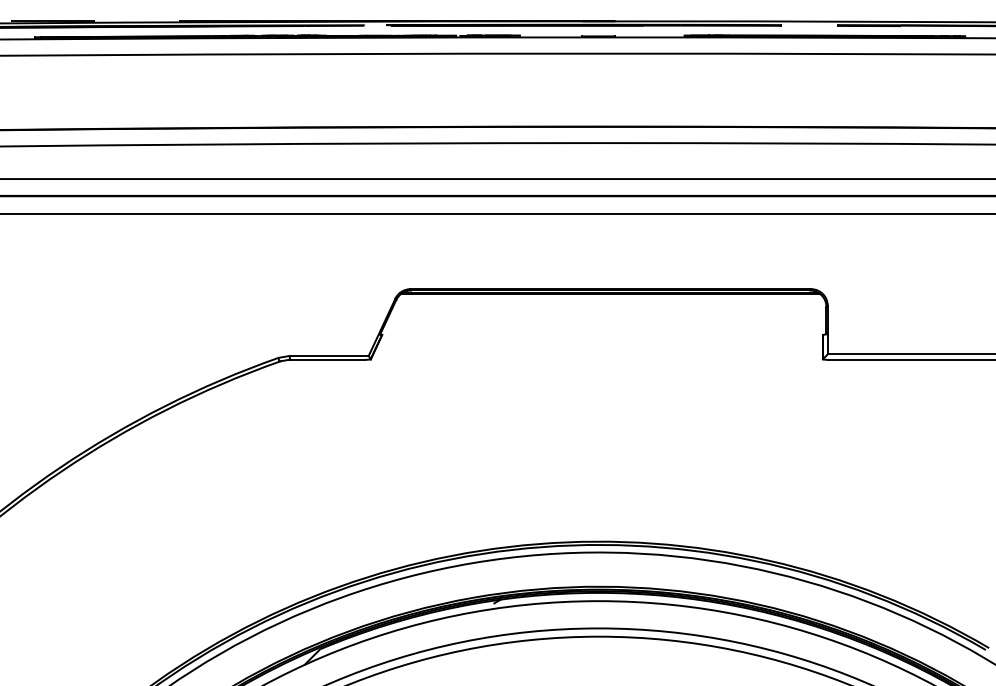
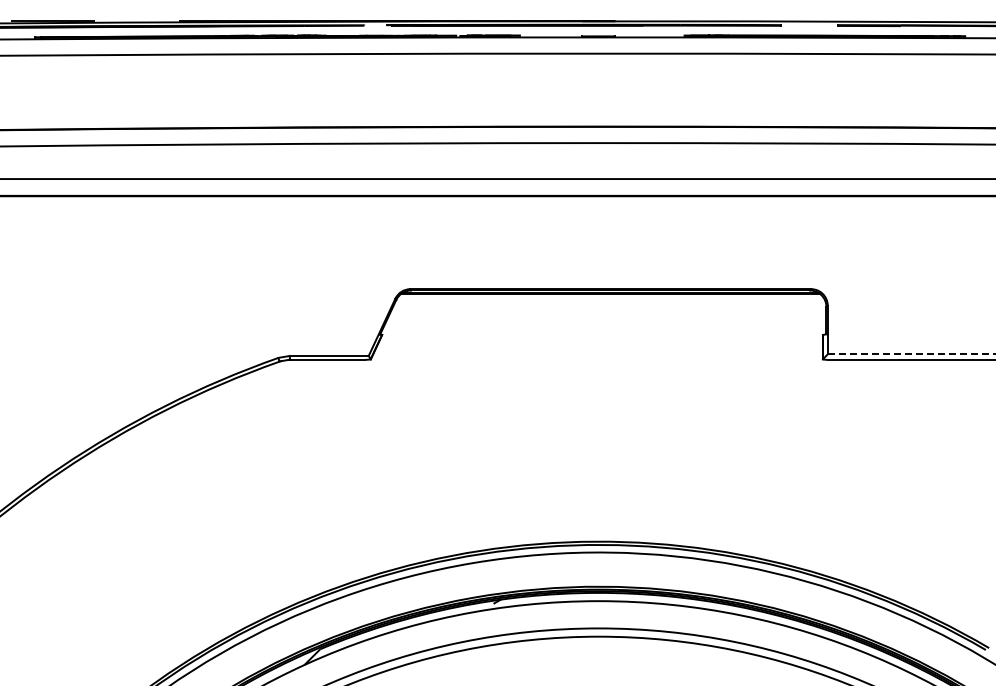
line: present -> none (497, 214)
line: solid -> dashed (911, 354)
